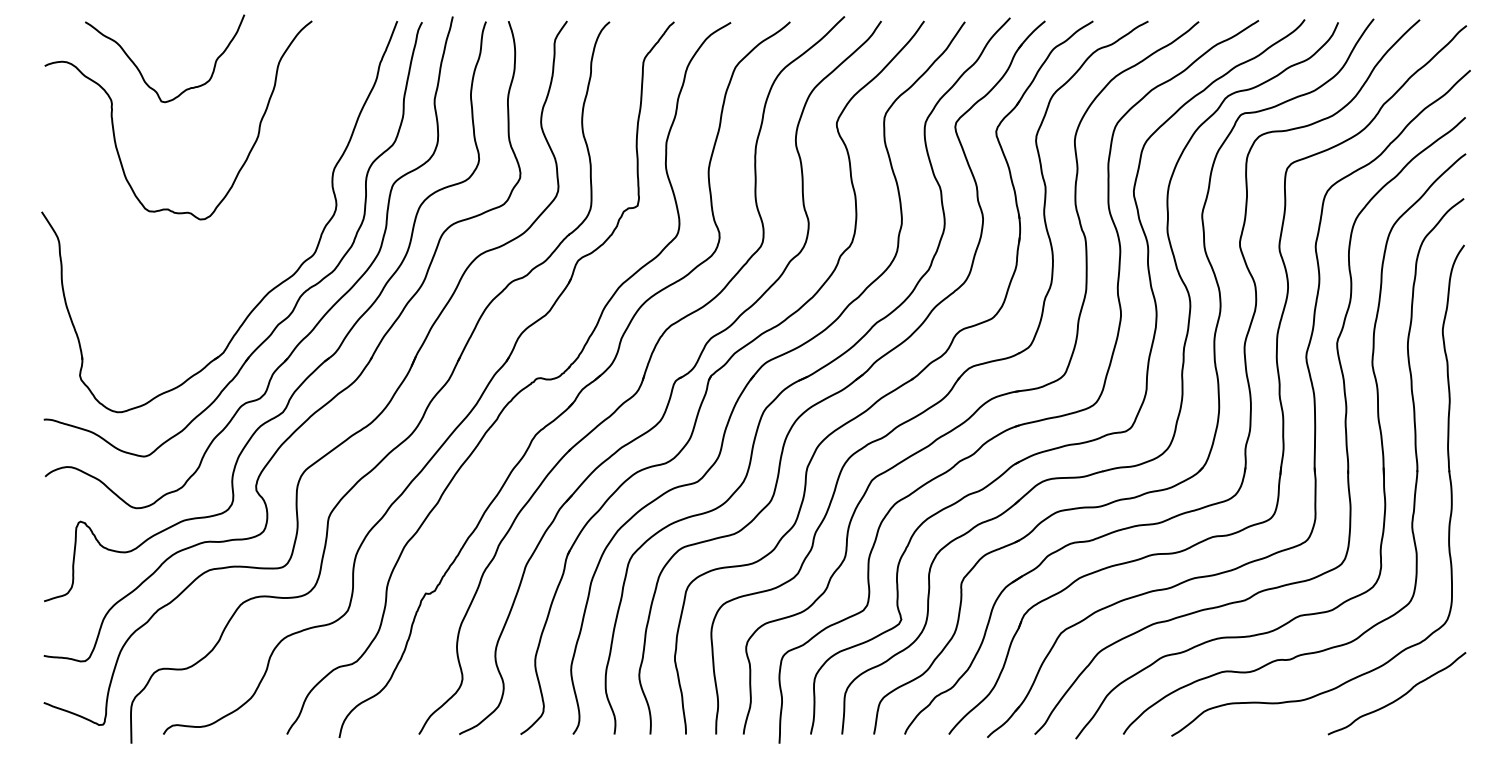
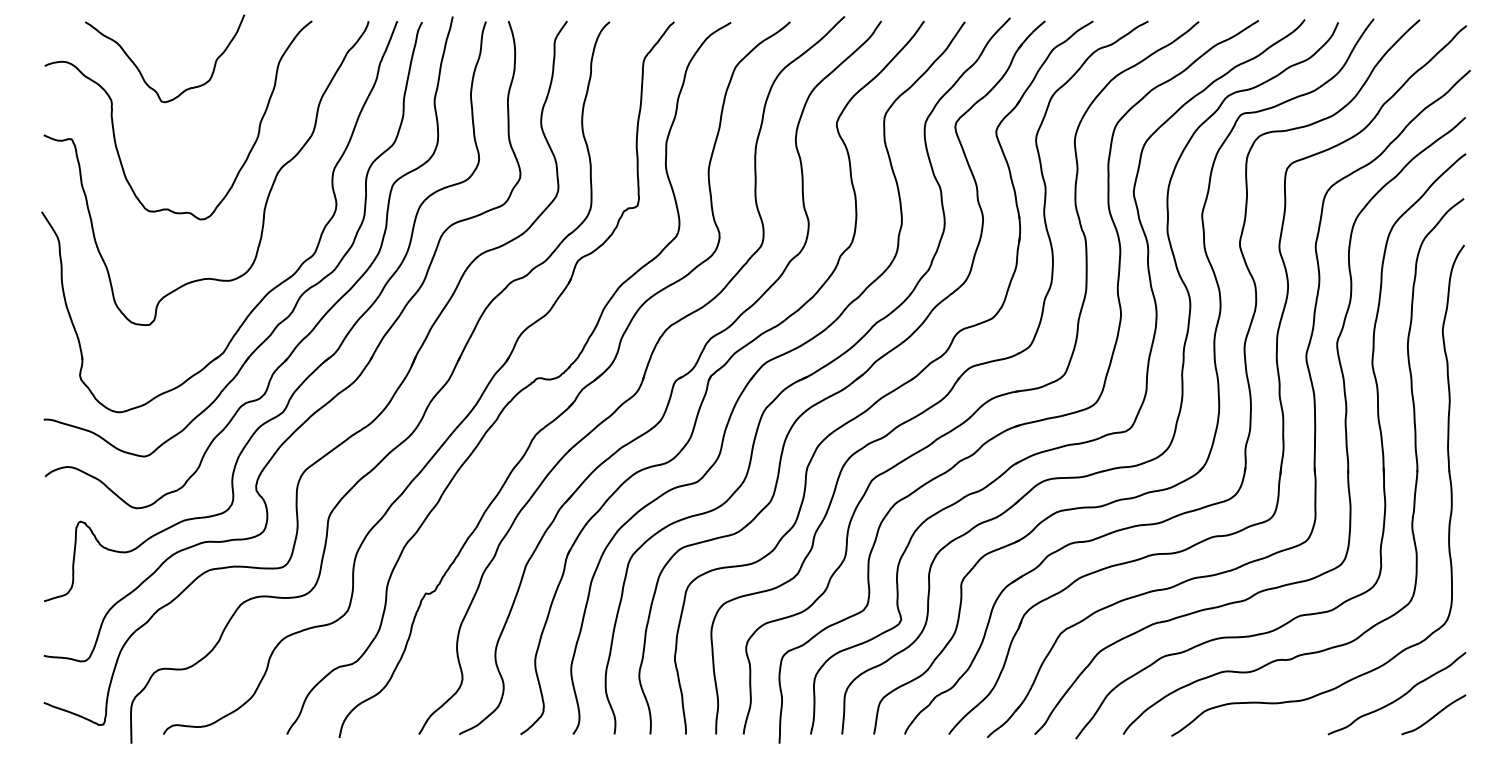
curve: none -> present (268, 192)
curve: none -> present (1433, 715)
